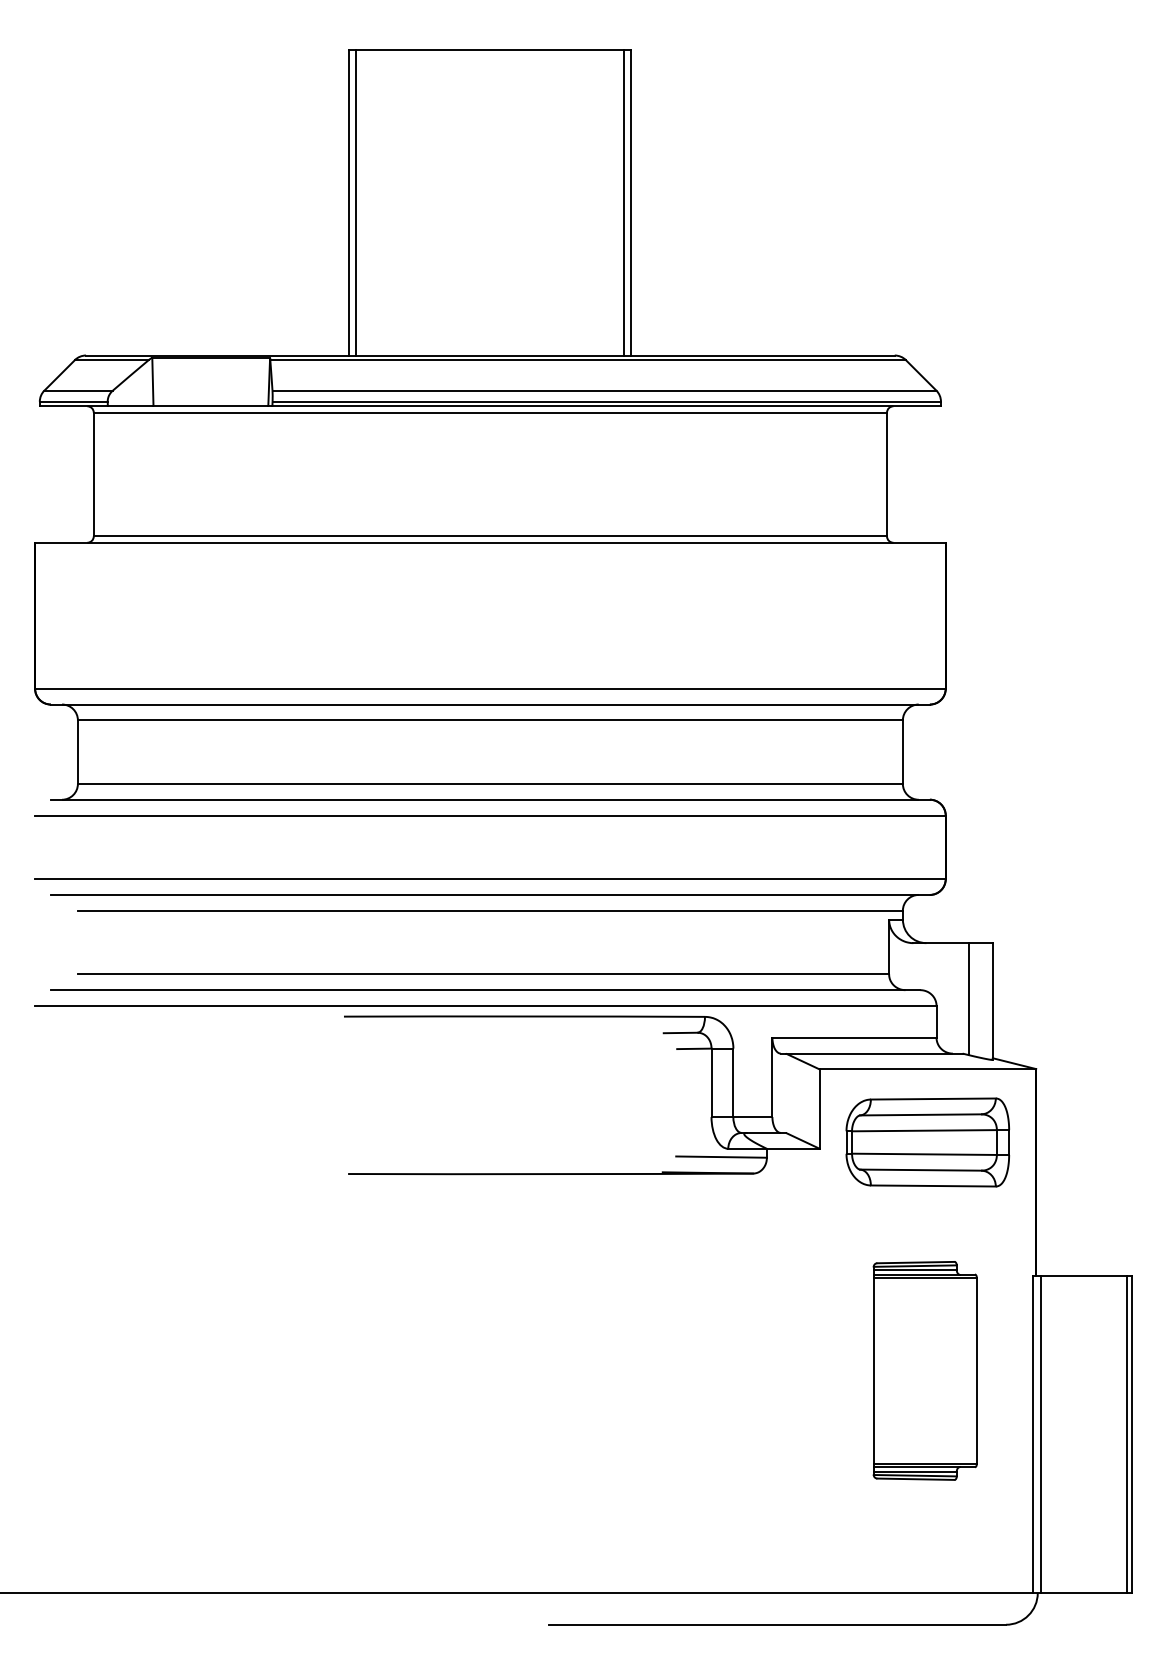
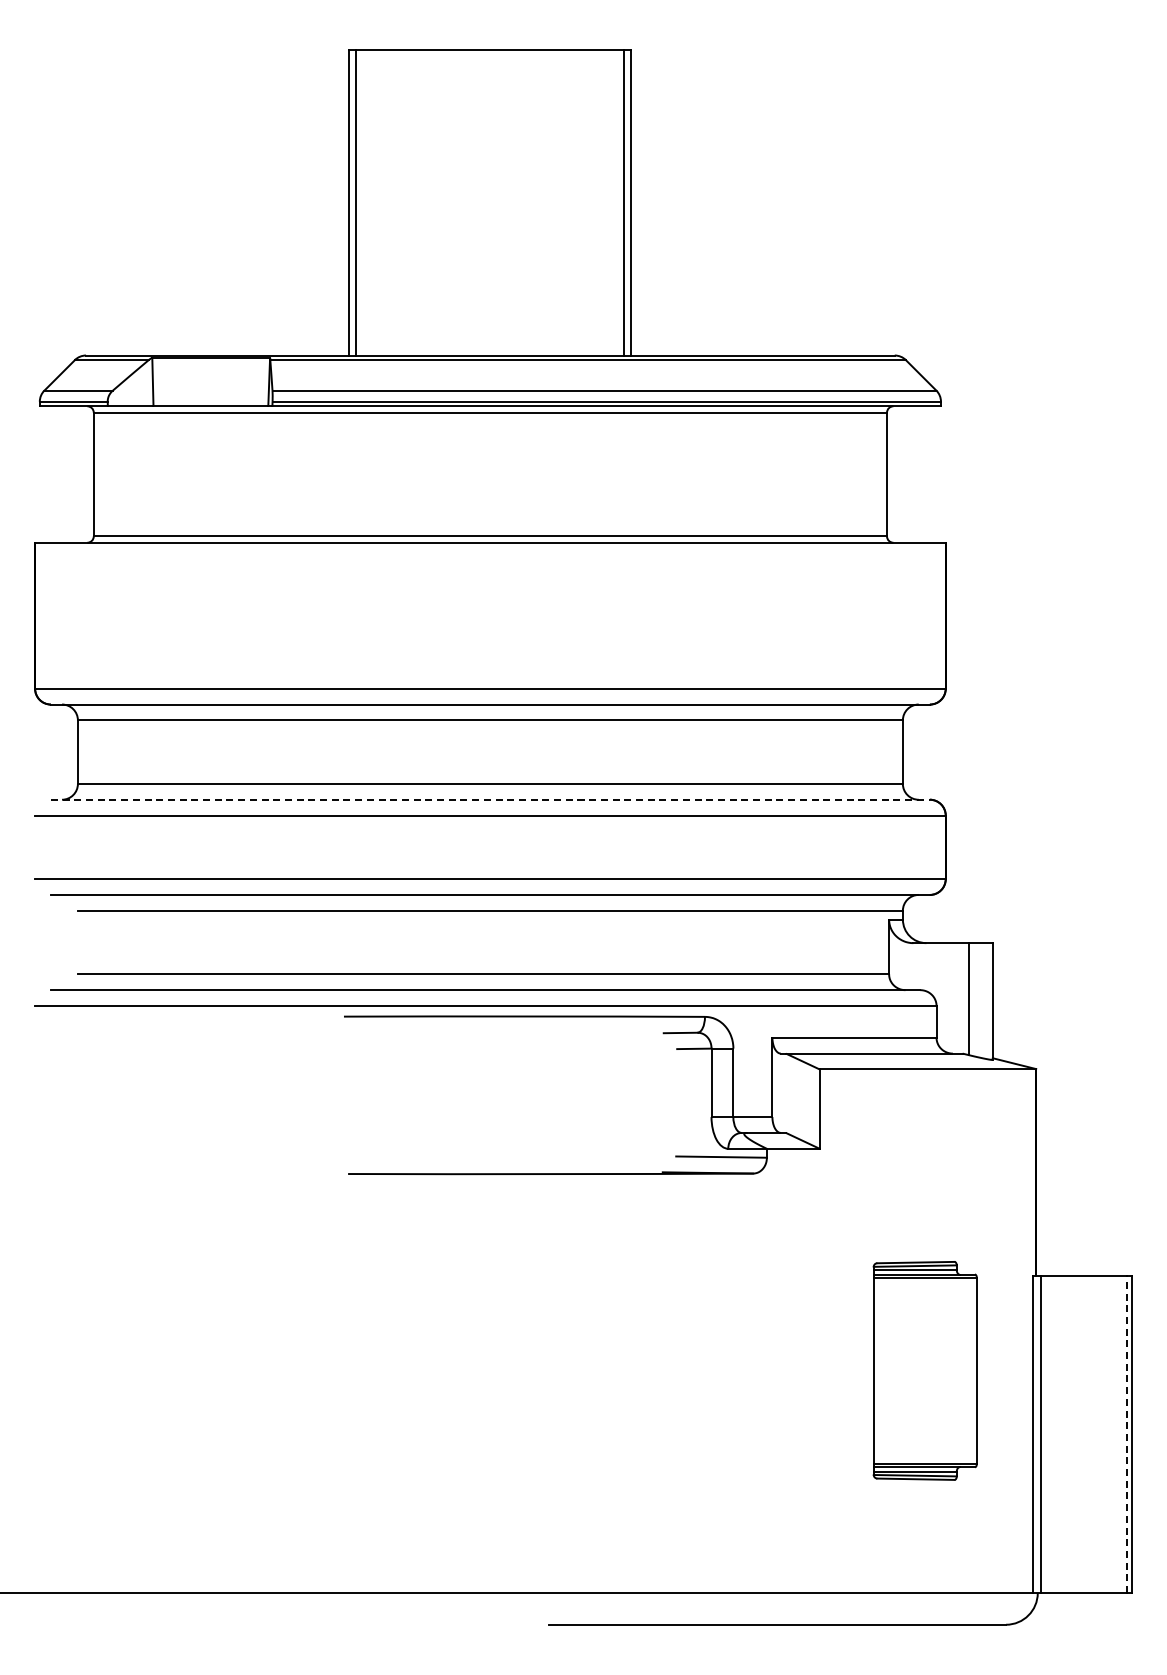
line: solid -> dashed (490, 799)
part: present -> none (927, 1142)
line: solid -> dashed (1127, 1434)
